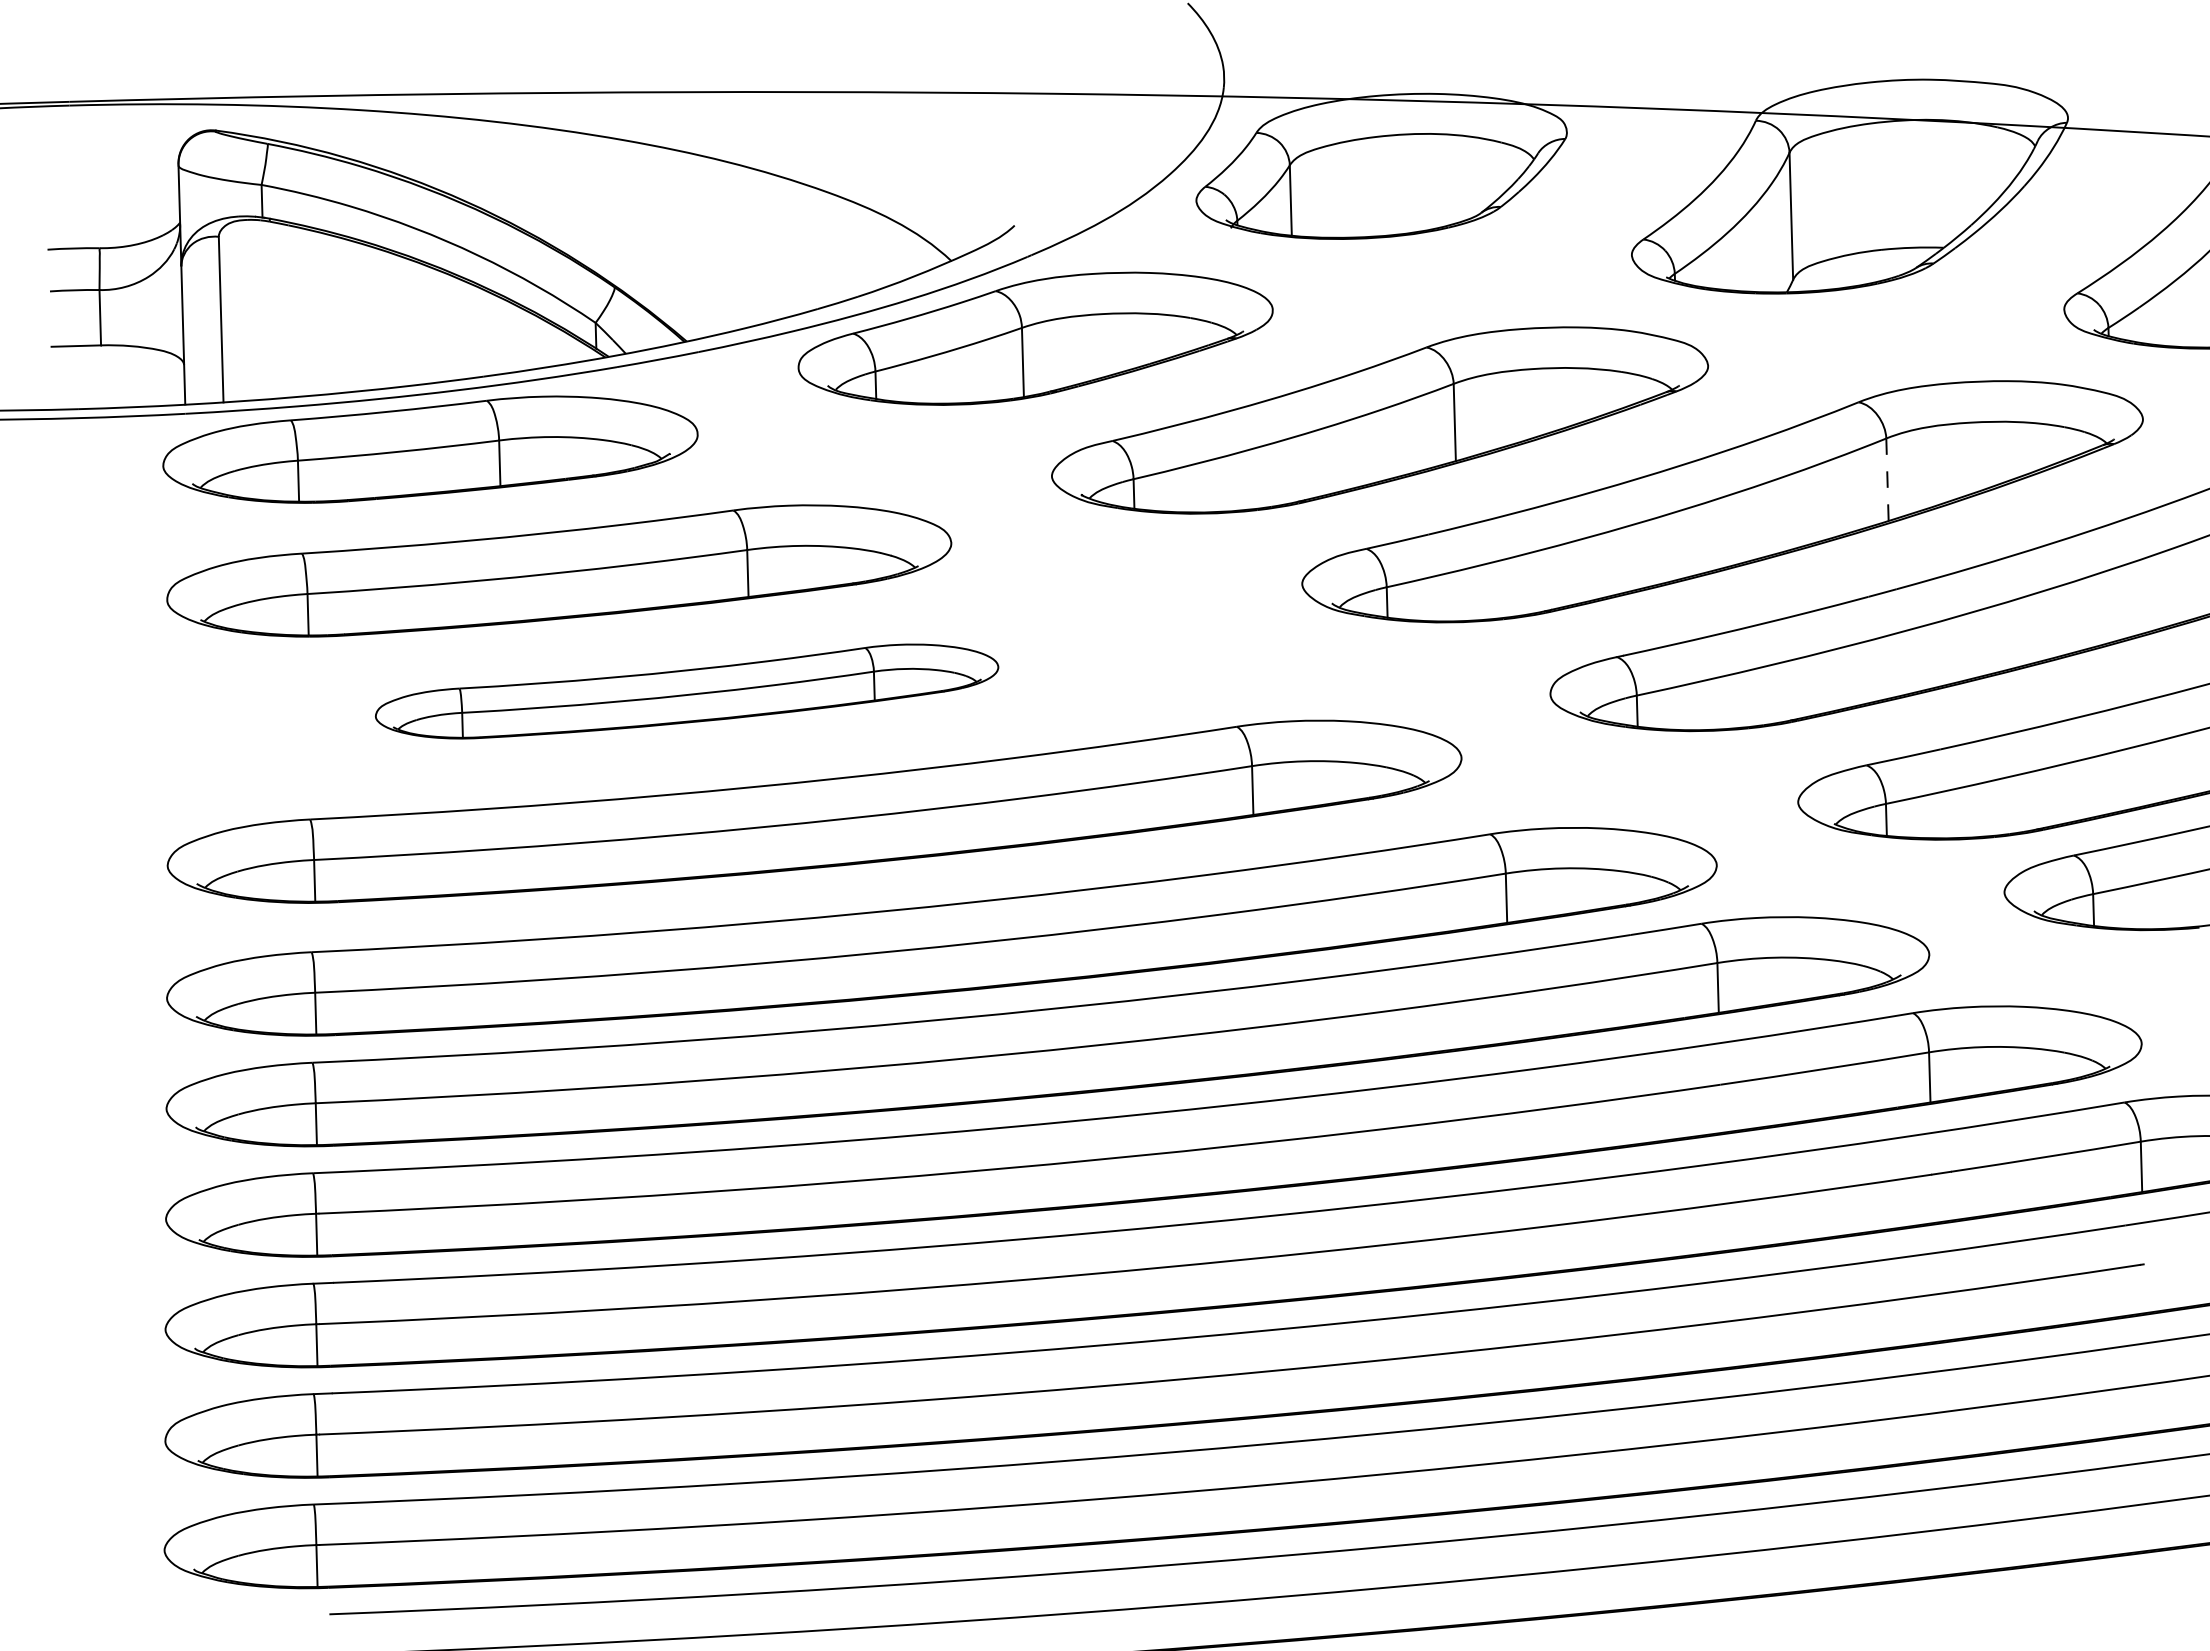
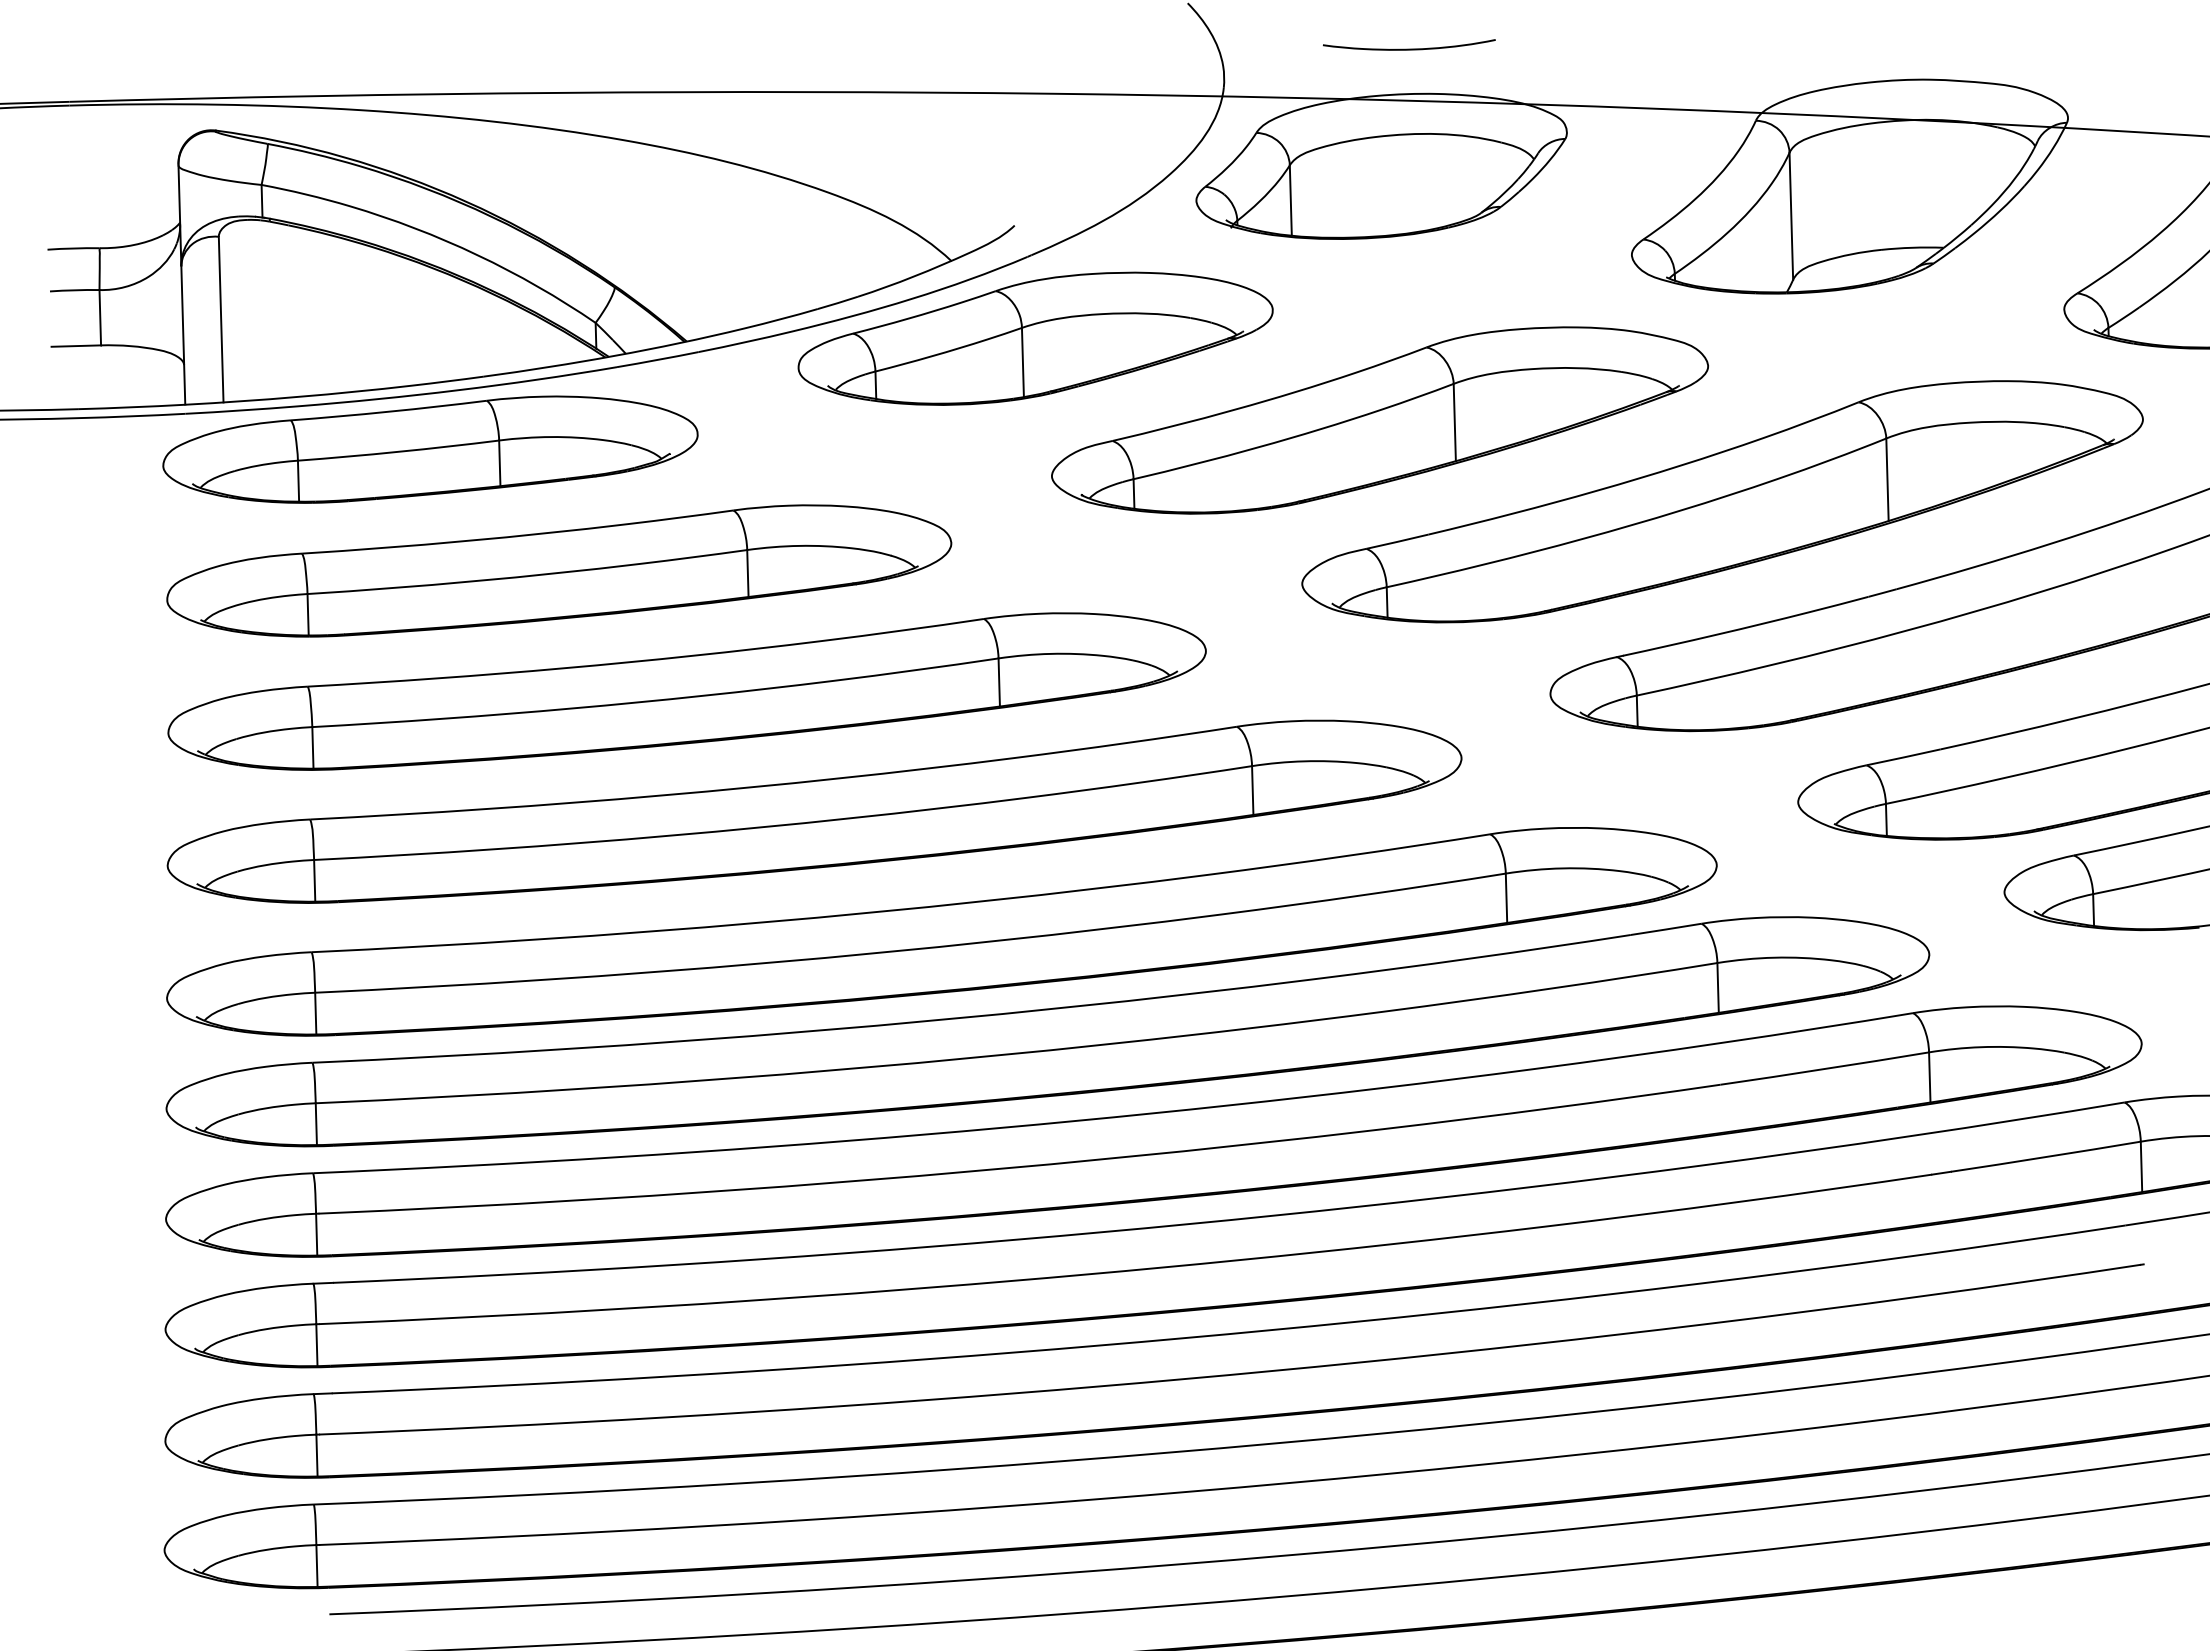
curve: none -> present (1409, 48)
line: dashed -> solid (1887, 479)
part size: 625x97 px -> 1040x159 px (686, 691)
